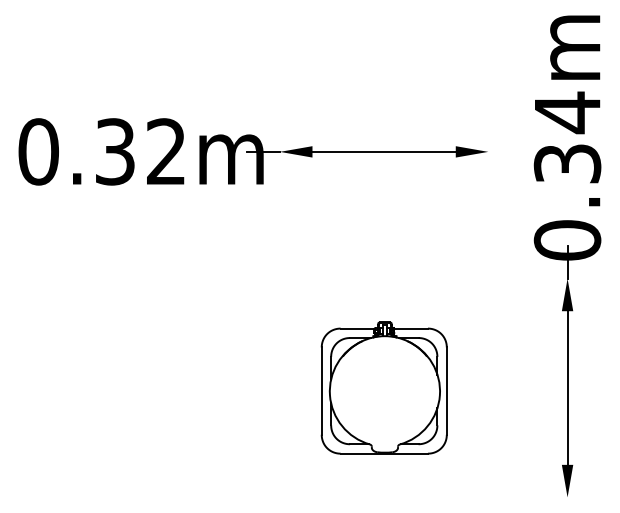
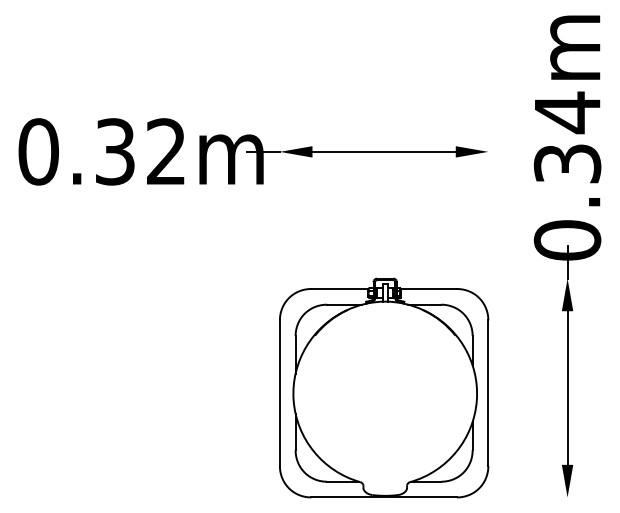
part size: 128x134 px -> 211x222 px (384, 387)
